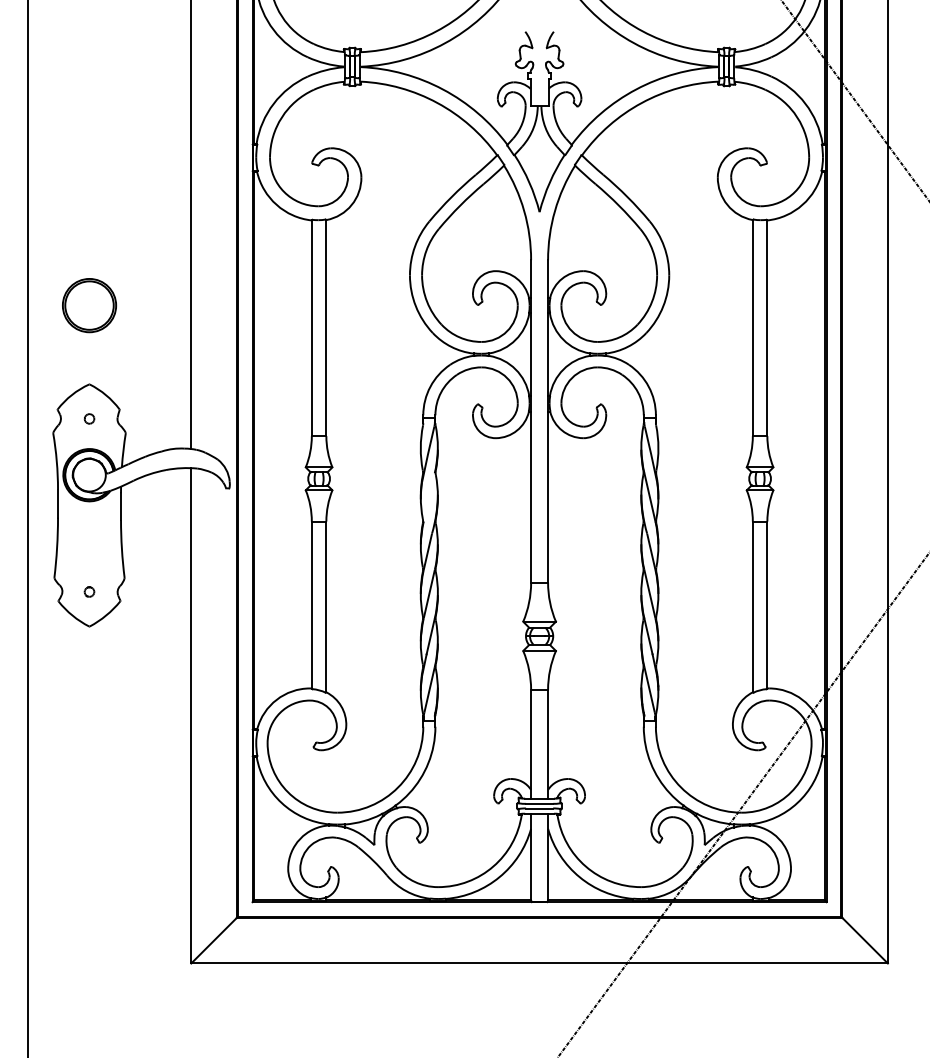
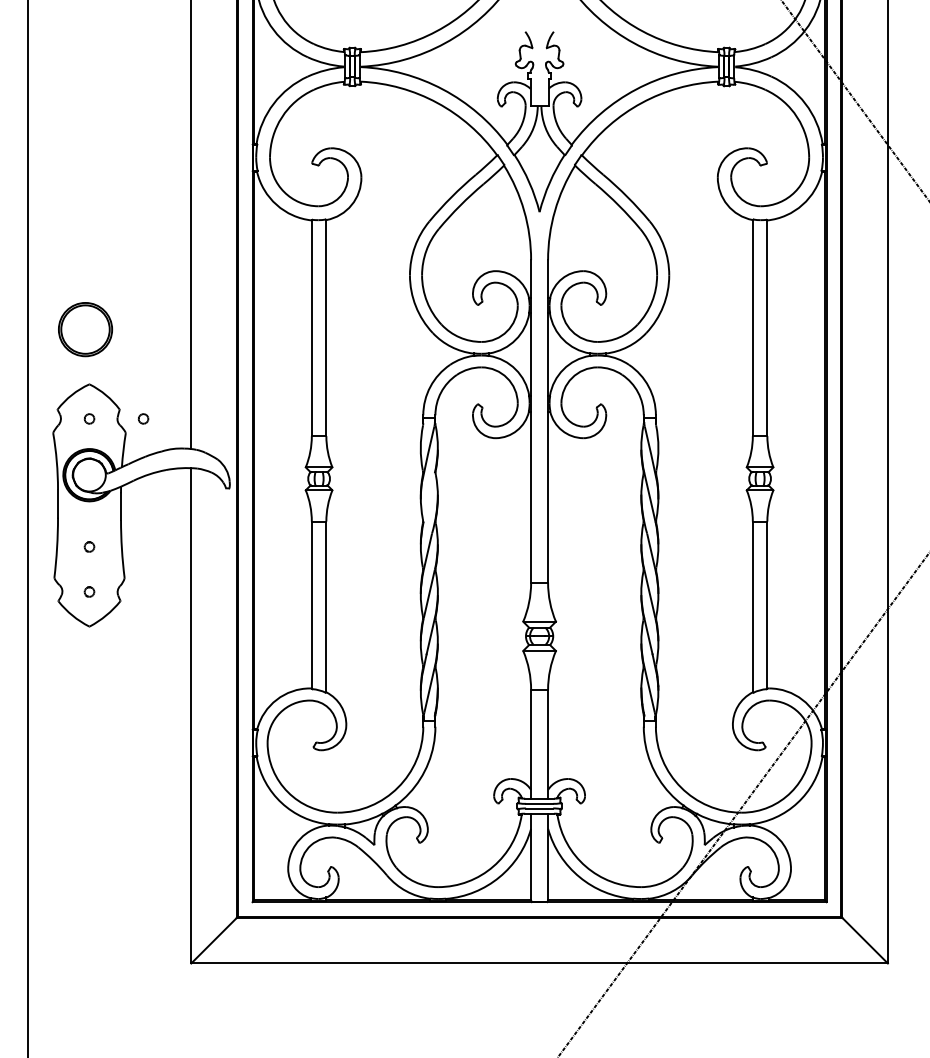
part position: (89, 305) -> (85, 329) (85, 329)
part: none -> present (143, 418)
part: none -> present (89, 546)
